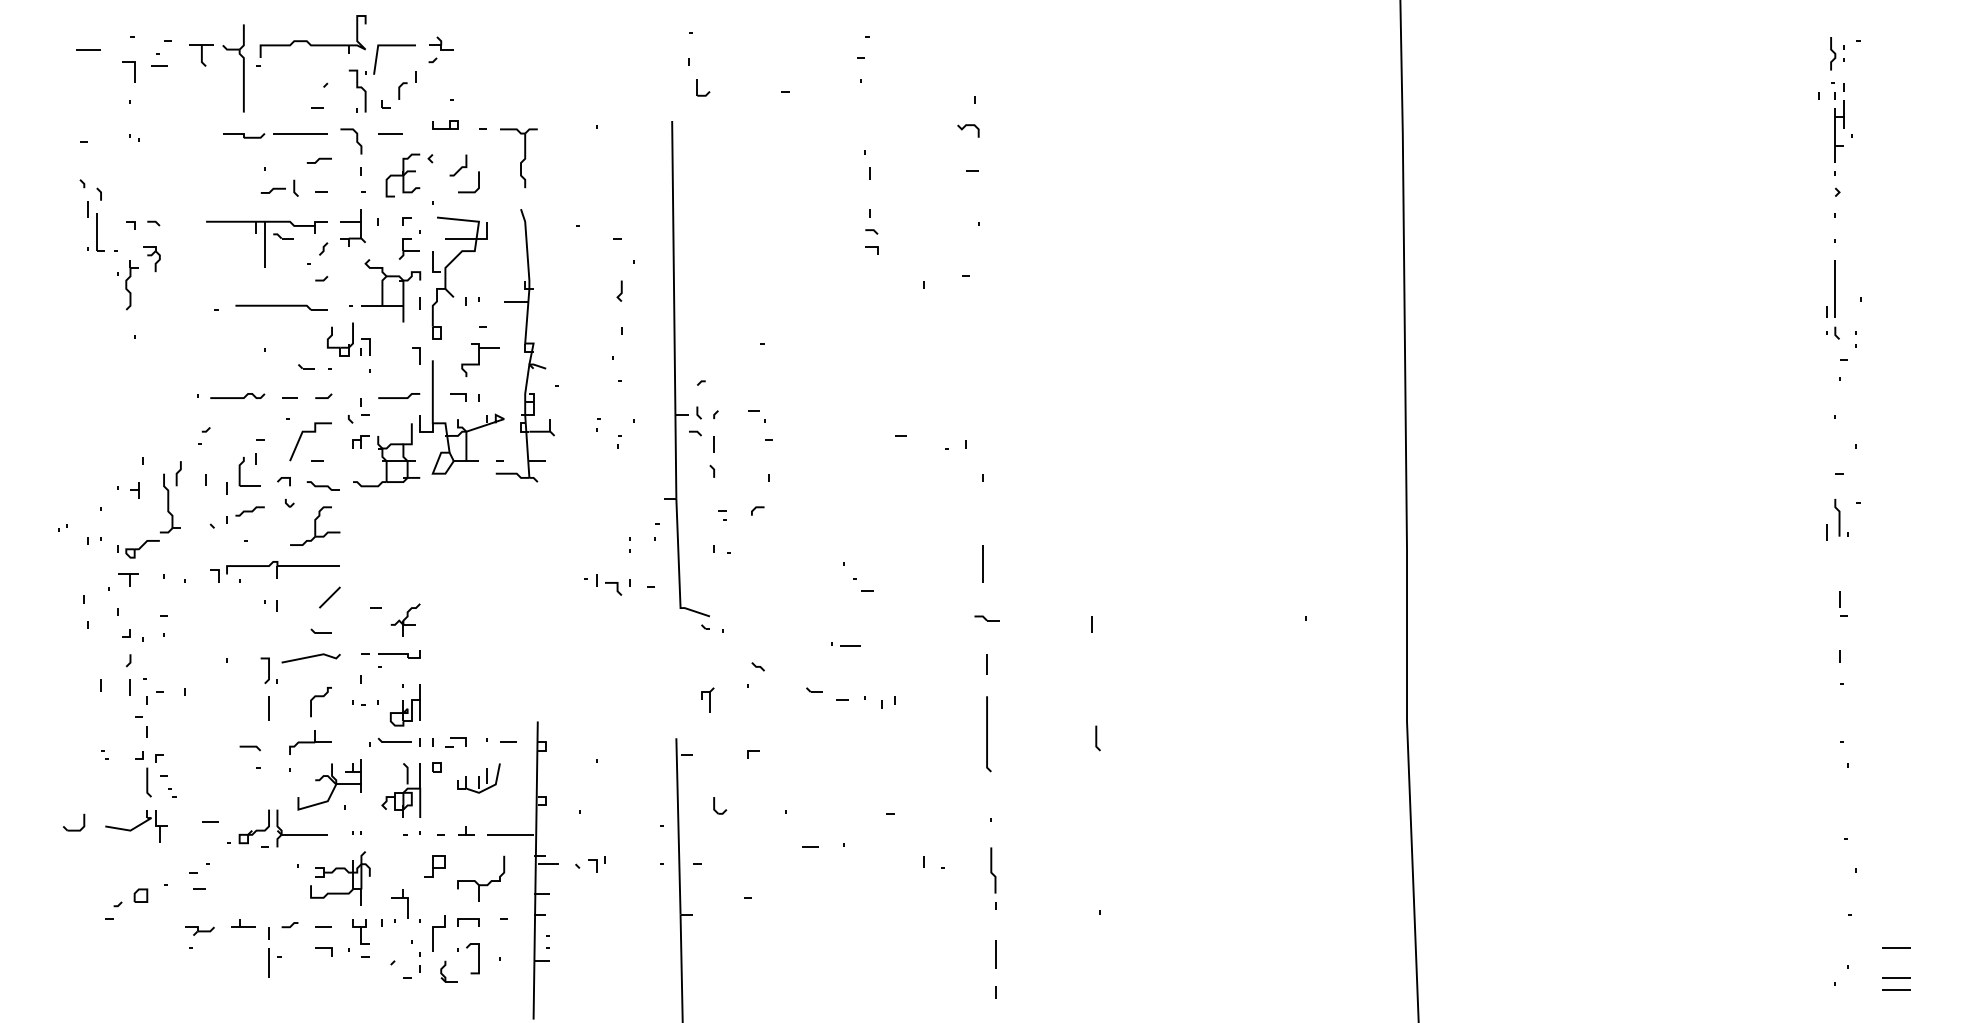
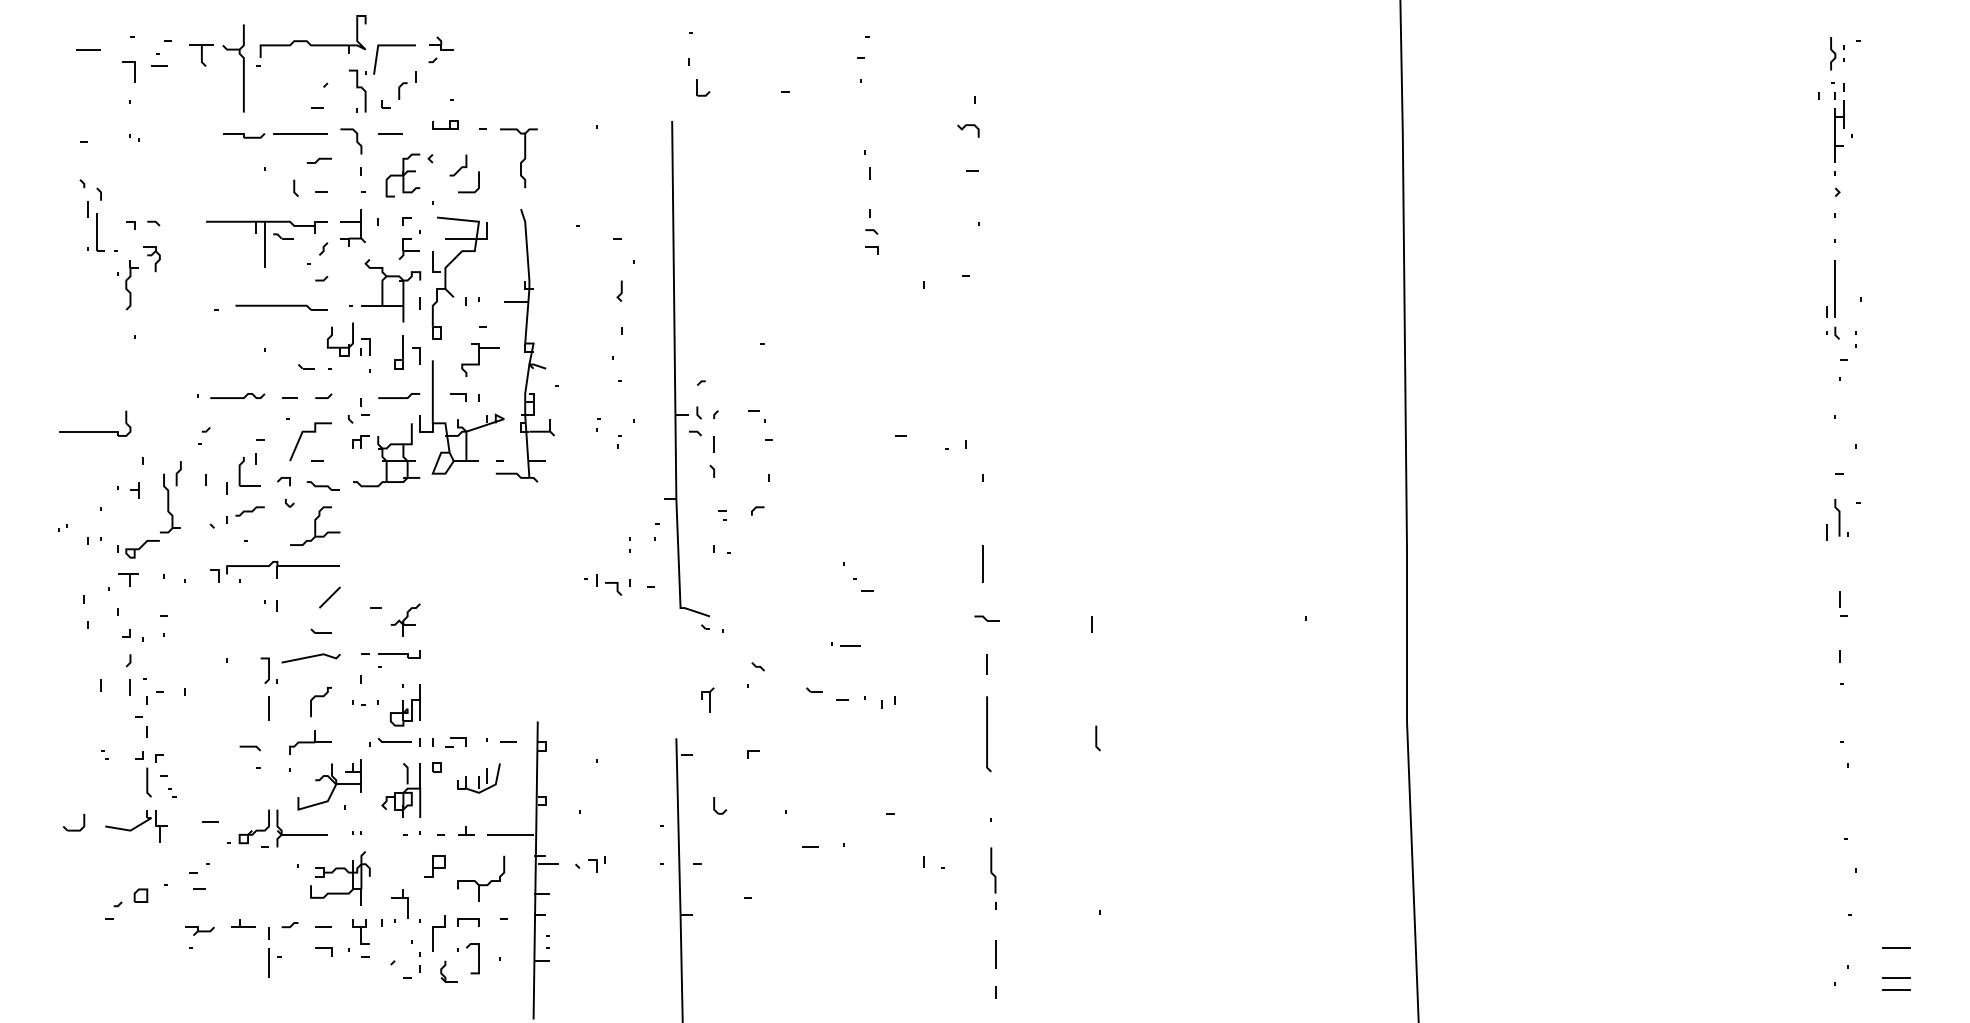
line: present -> none (272, 190)
part: none -> present (398, 352)
part: none -> present (95, 431)
